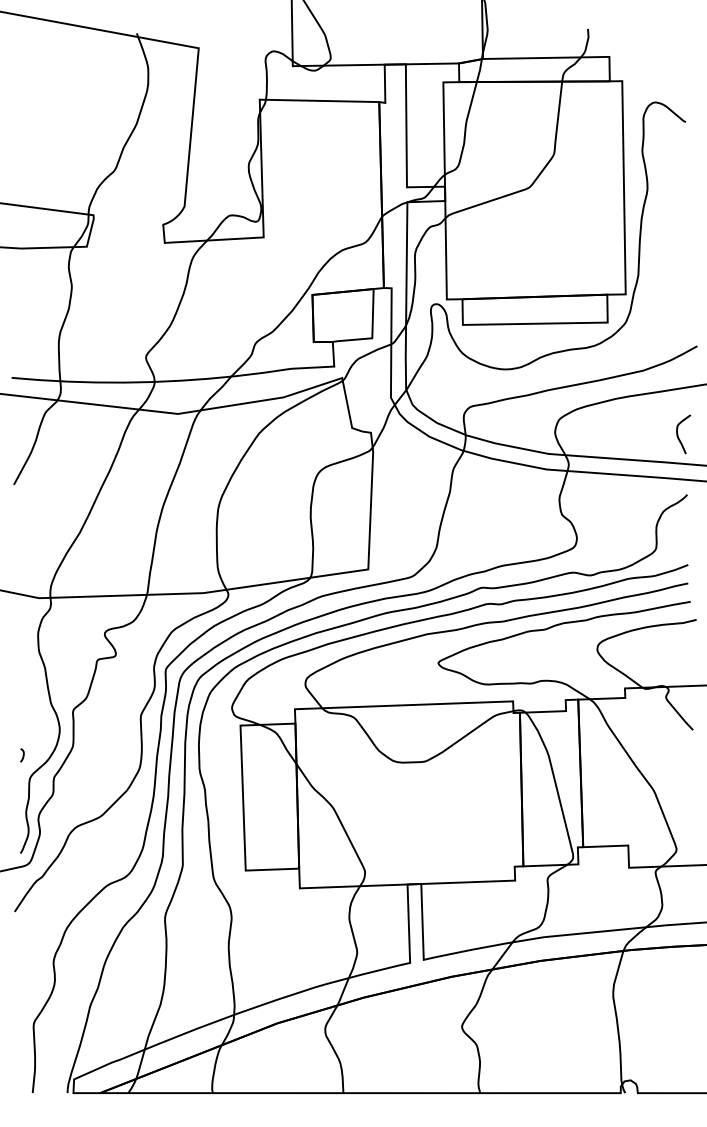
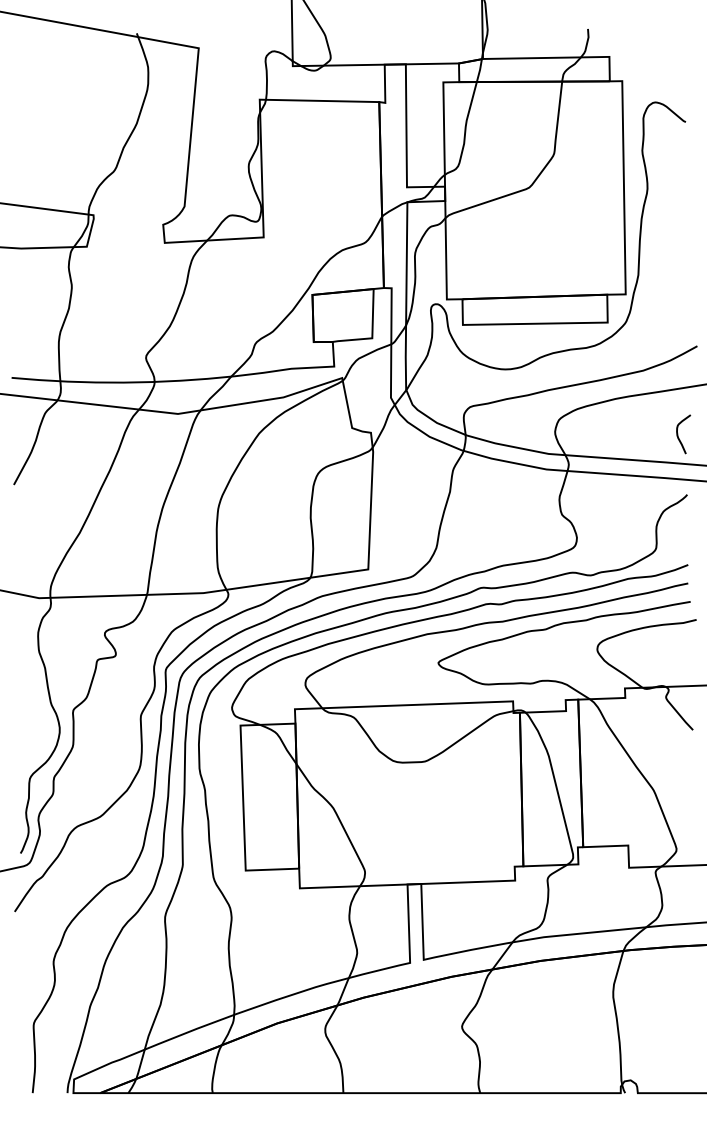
curve: present -> none (22, 755)
